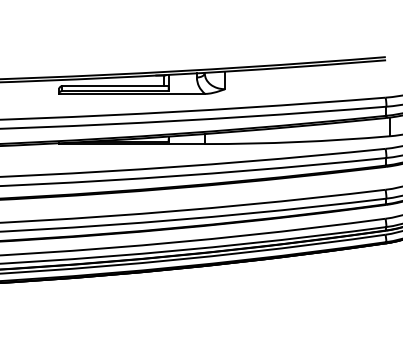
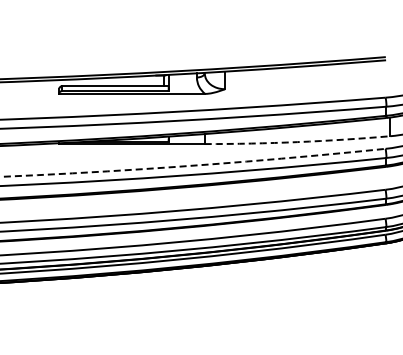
arc: solid -> dashed (297, 142)
arc: solid -> dashed (192, 165)
